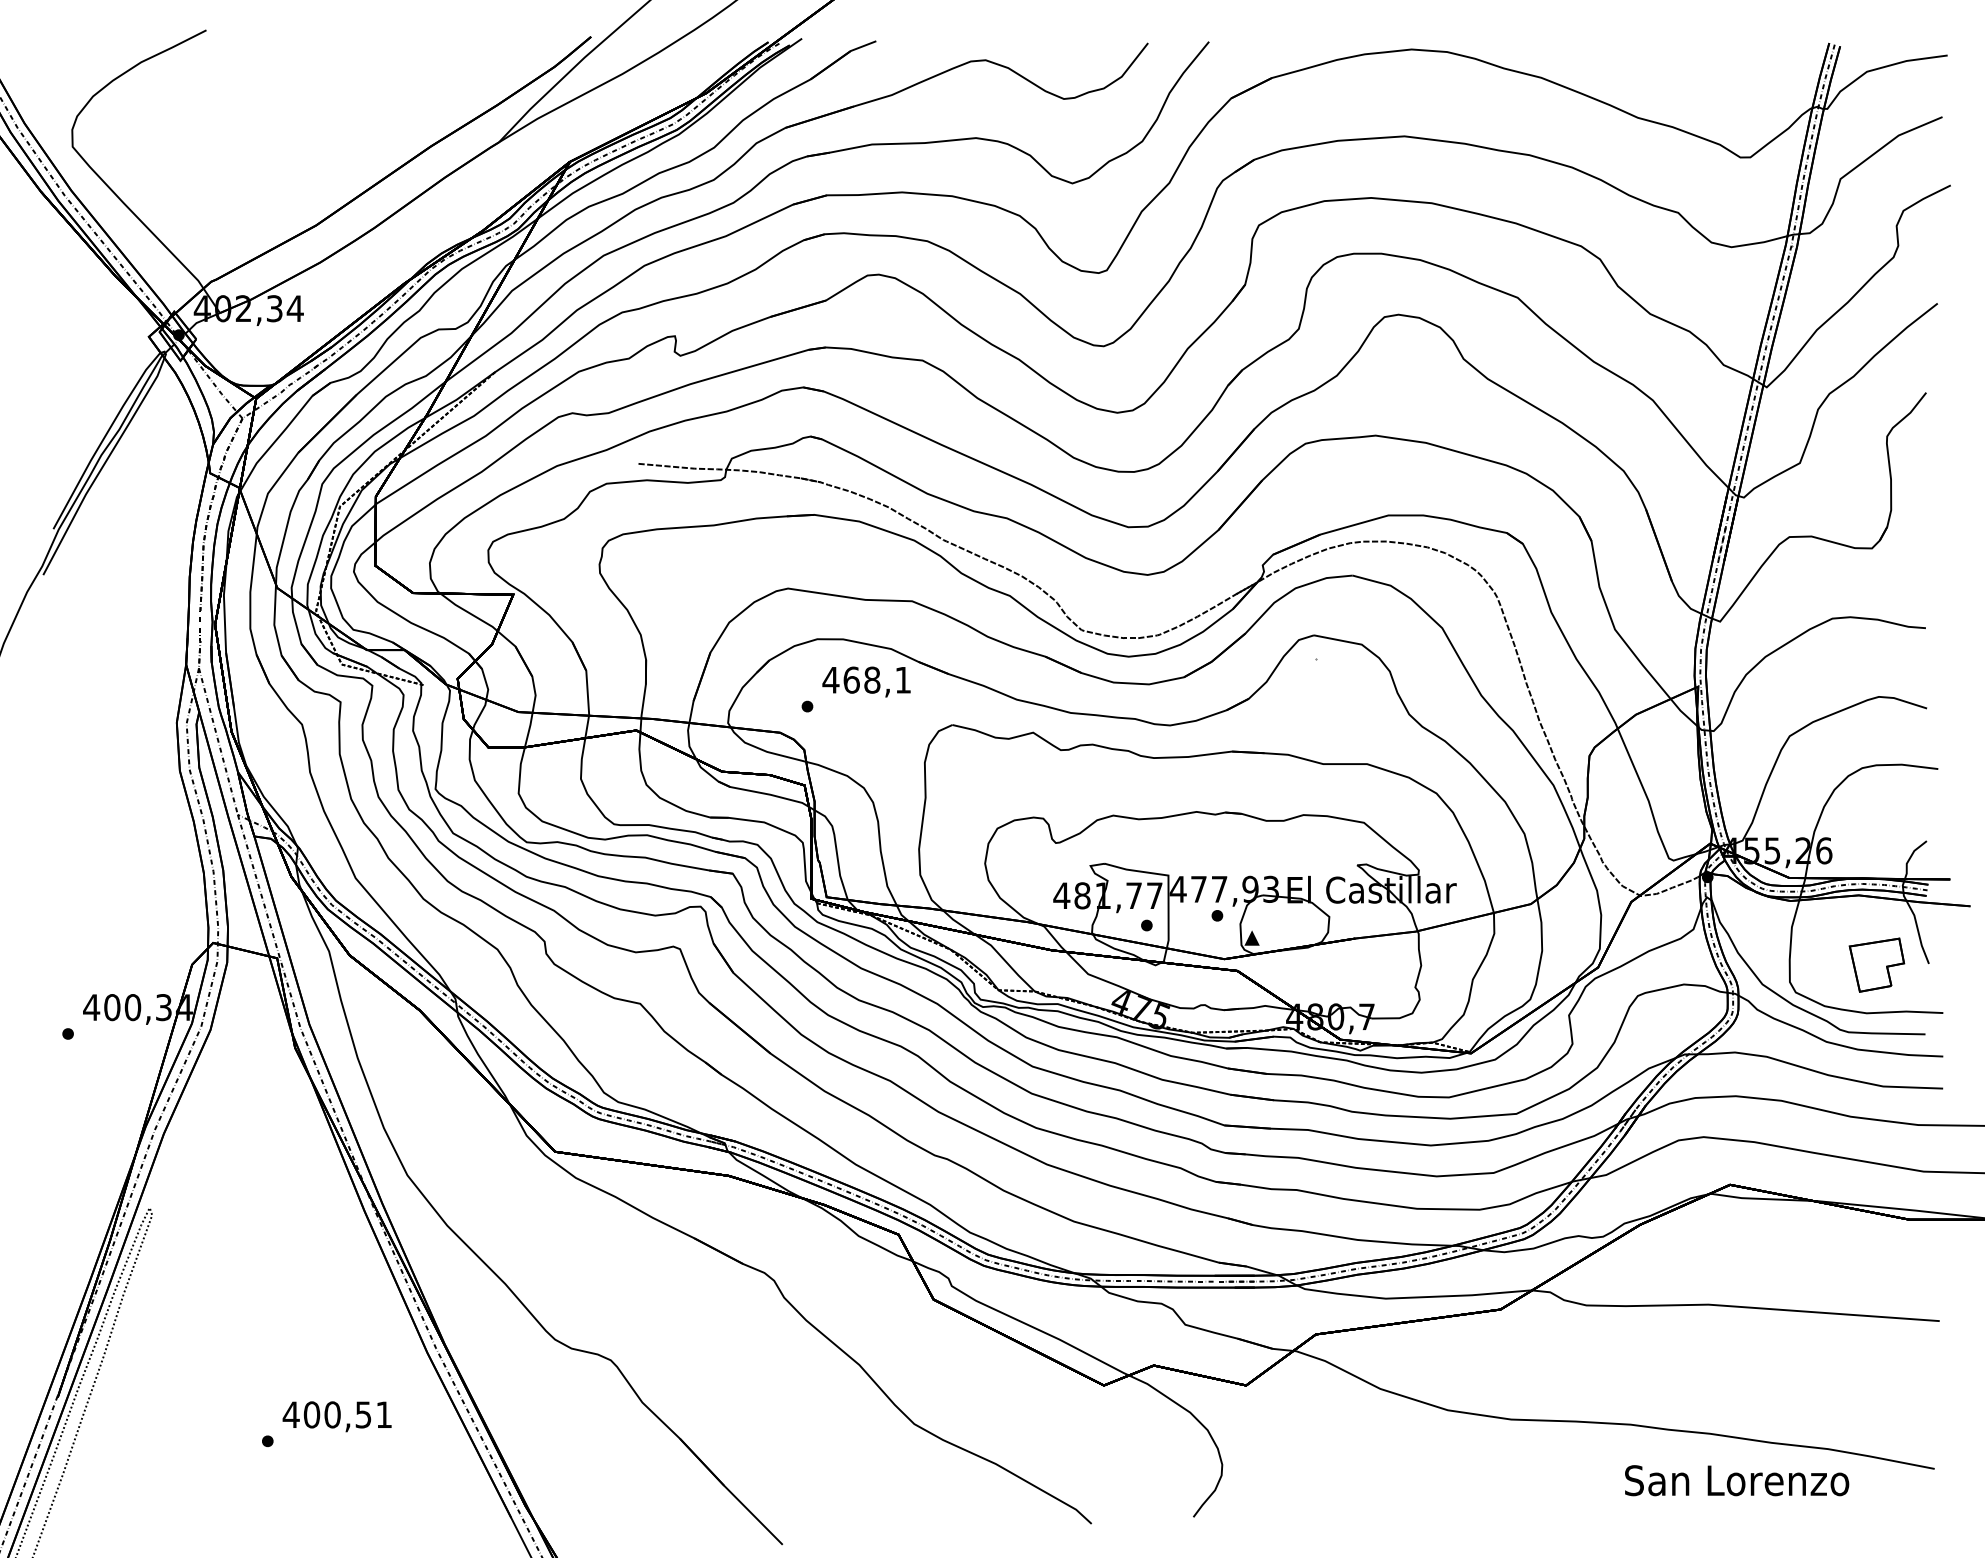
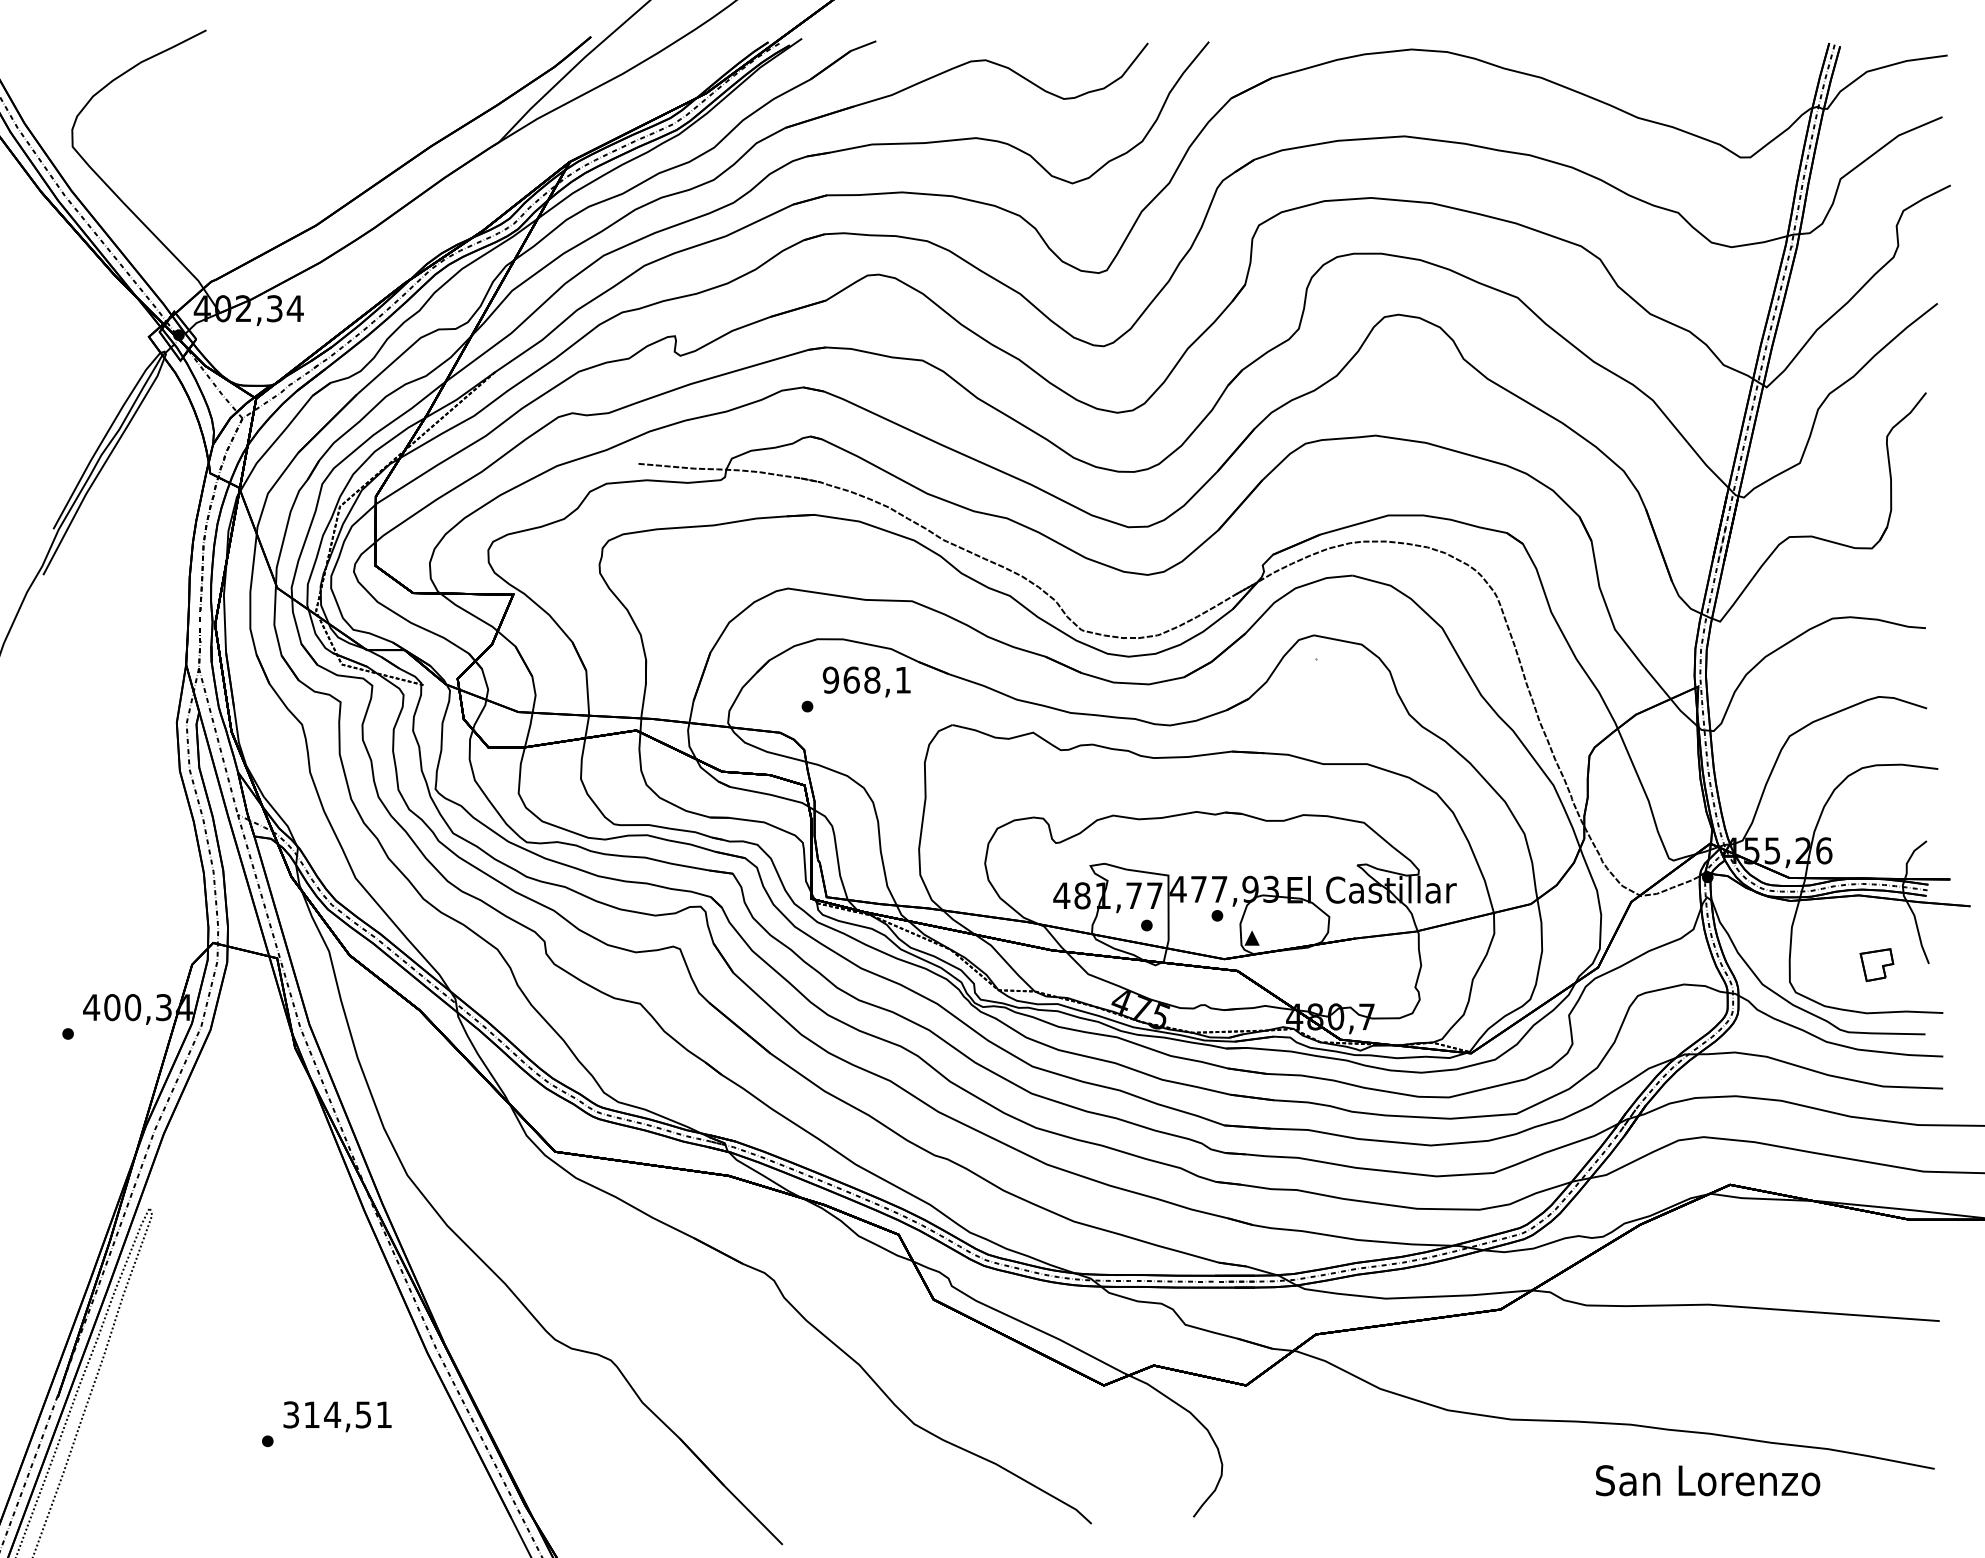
text: 468,1 -> 968,1 (830, 679)
part size: 58x56 px -> 36x35 px (1876, 965)
text: 400,51 -> 314,51 (311, 1414)
text position: (1737, 1480) -> (1708, 1480) (1708, 1480)
